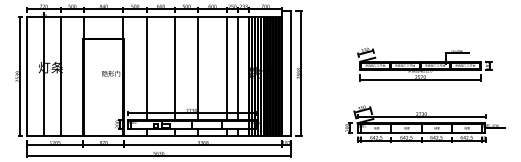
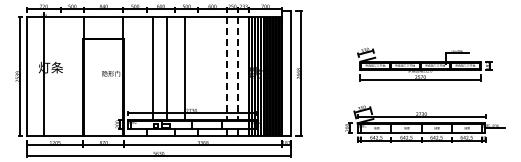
line position: (146, 68) -> (152, 68) (152, 68)
line position: (175, 68) -> (167, 68) (167, 68)
line position: (198, 68) -> (185, 68) (185, 68)
line: solid -> dashed (226, 69)
line: solid -> dashed (238, 69)
line: present -> none (60, 76)
